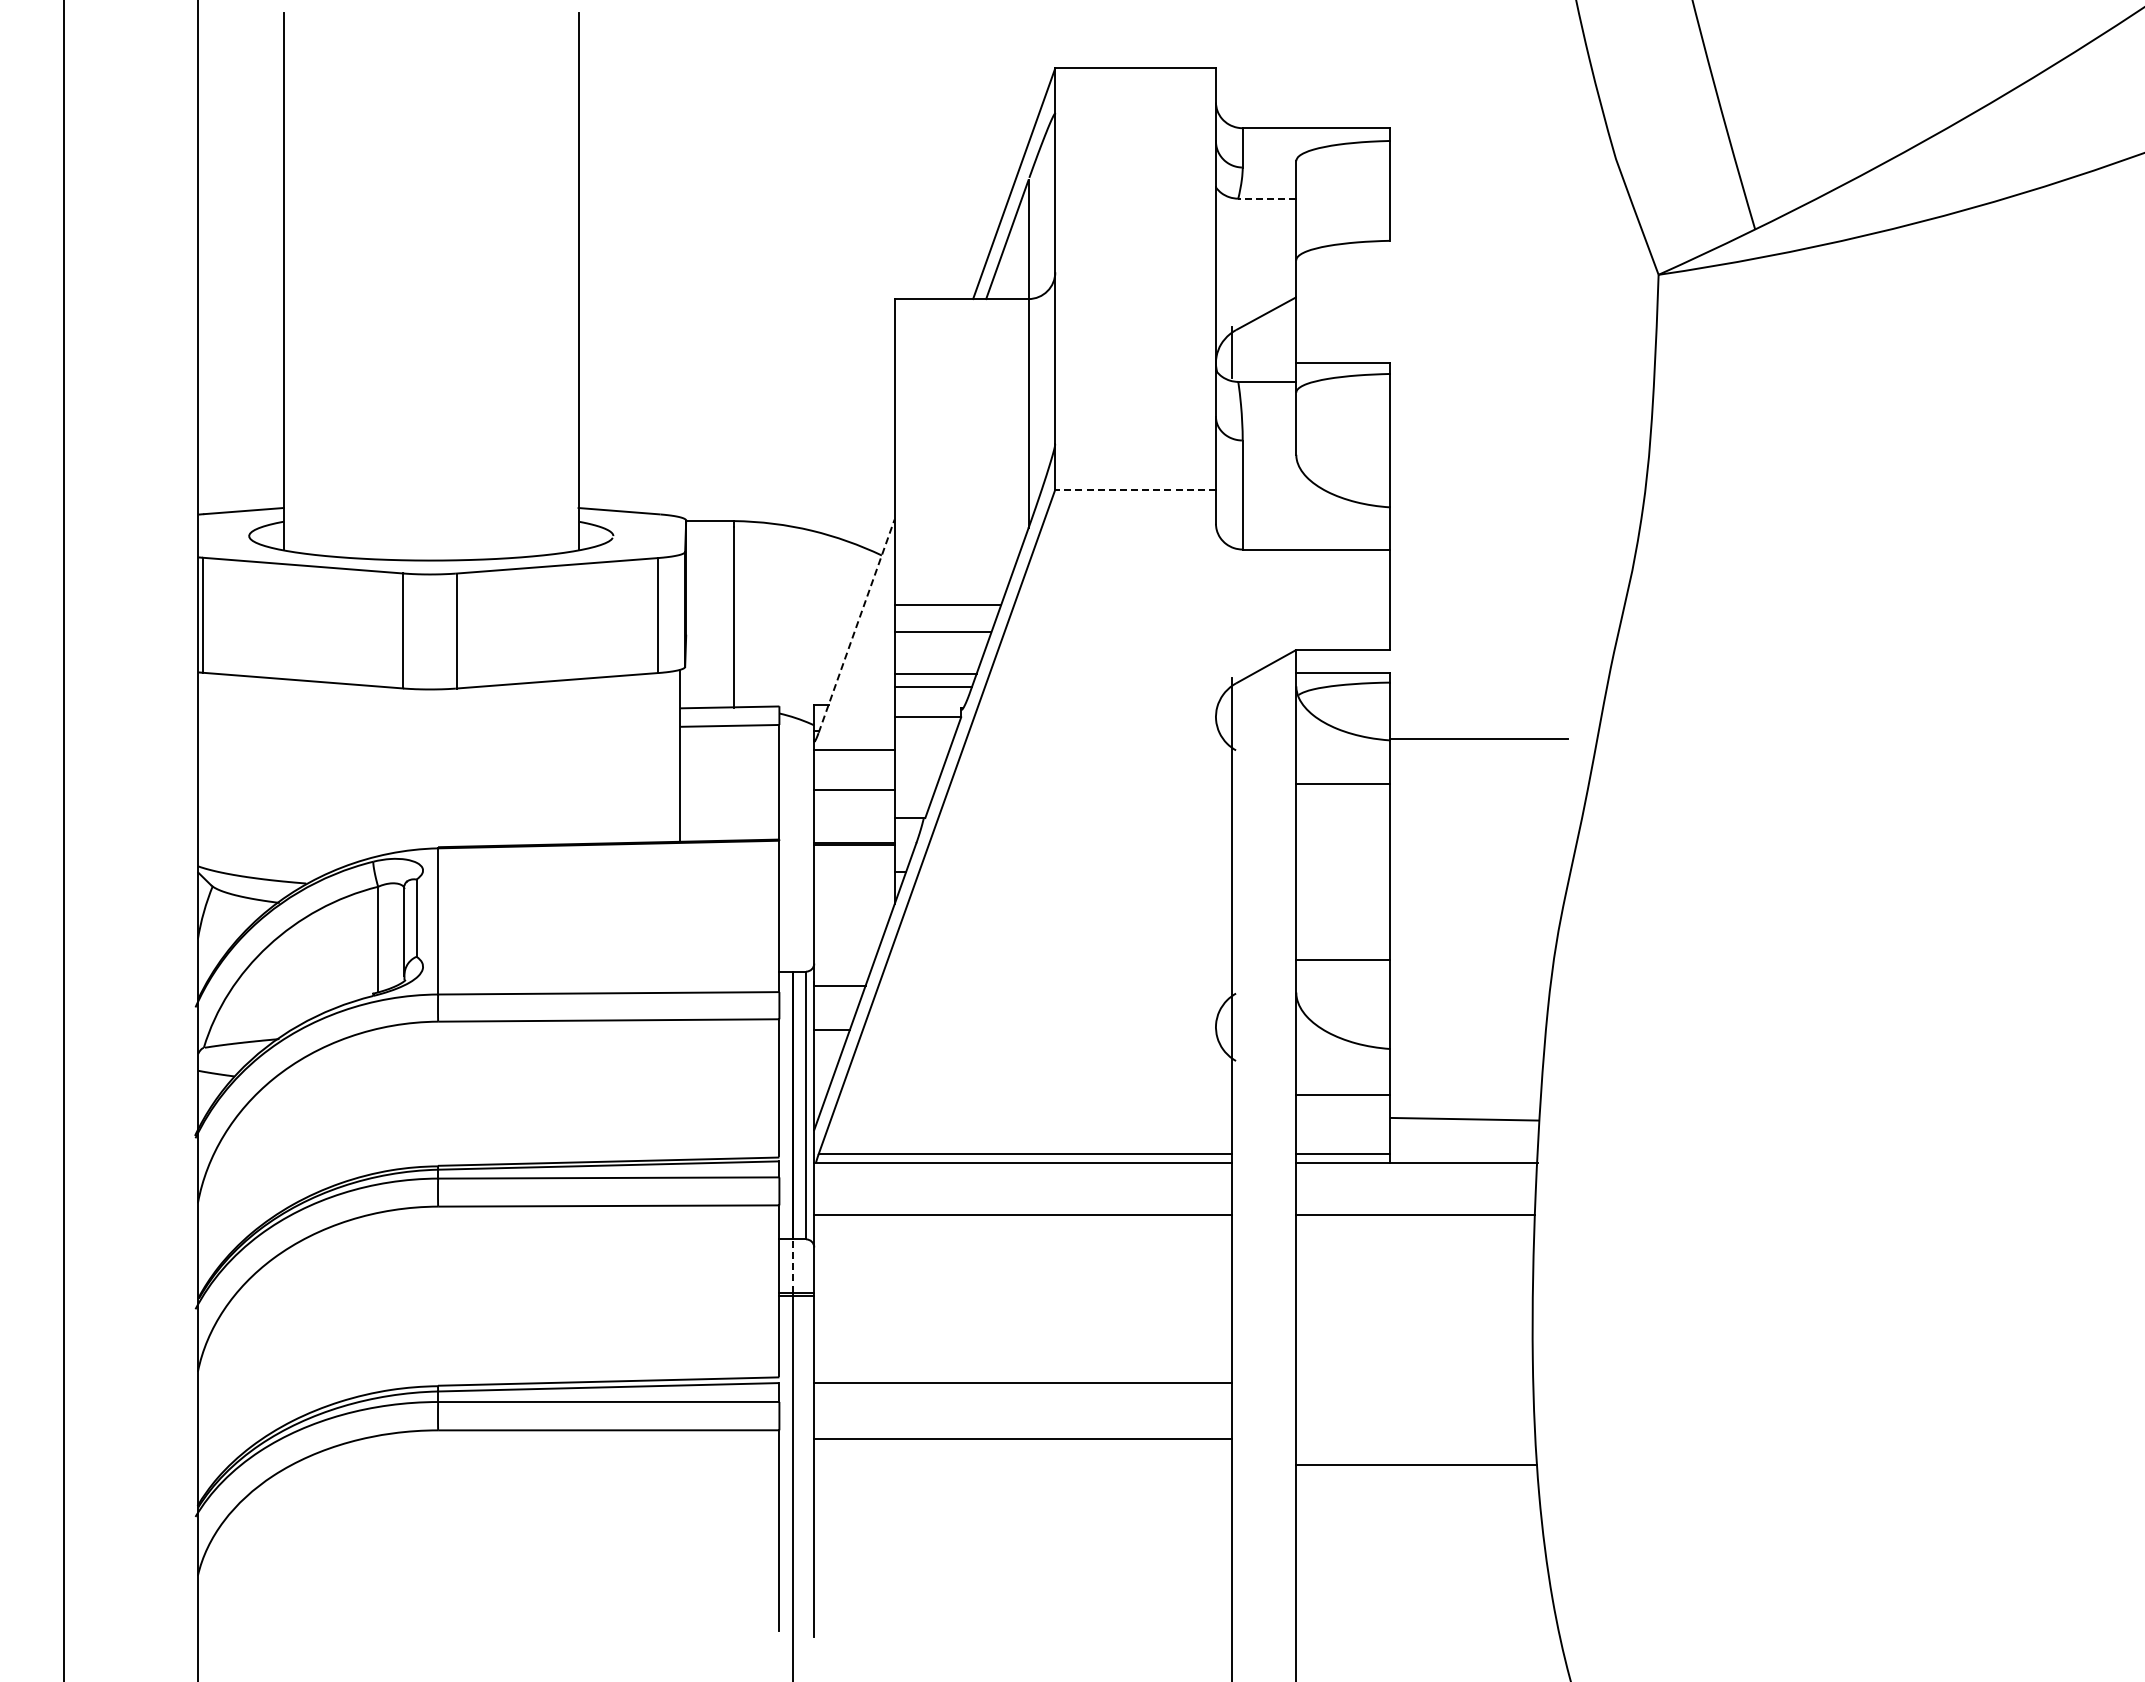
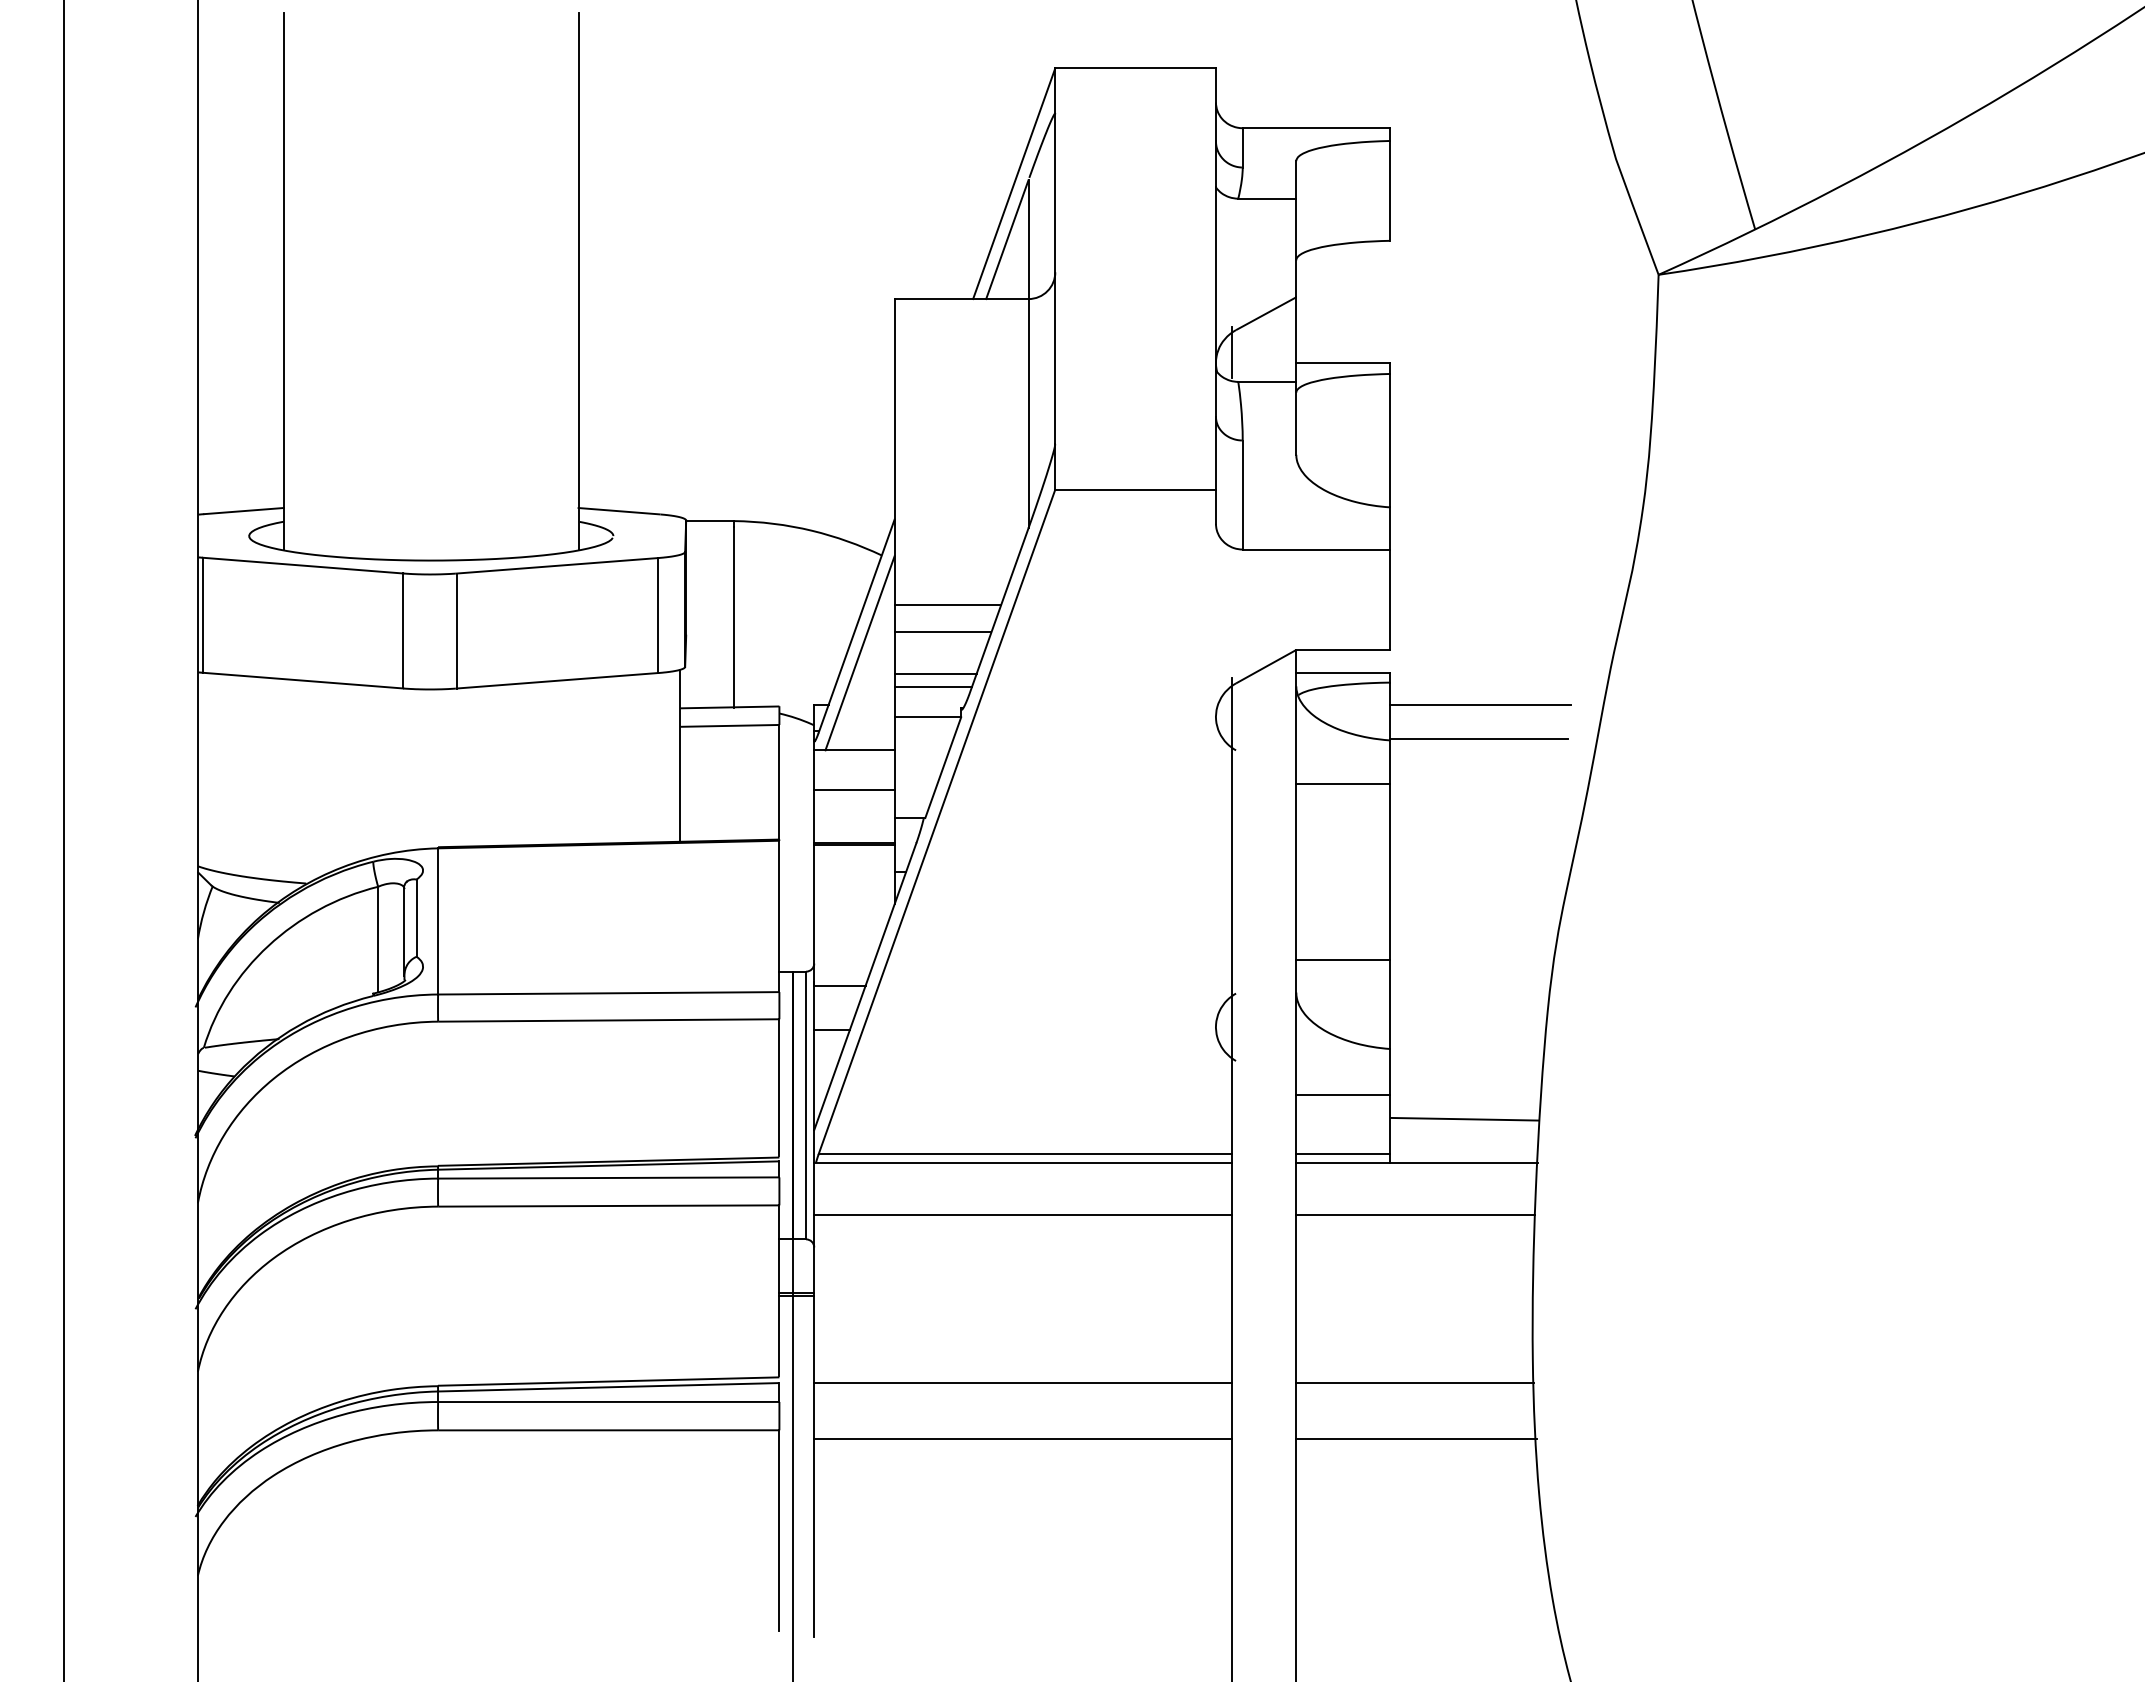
line: dashed -> solid (1266, 198)
line: dashed -> solid (1135, 489)
line: dashed -> solid (856, 625)
line: none -> present (859, 653)
line: none -> present (1480, 704)
line: dashed -> solid (792, 1266)
line: none -> present (1414, 1382)
line position: (1416, 1465) -> (1416, 1439) (1416, 1439)
